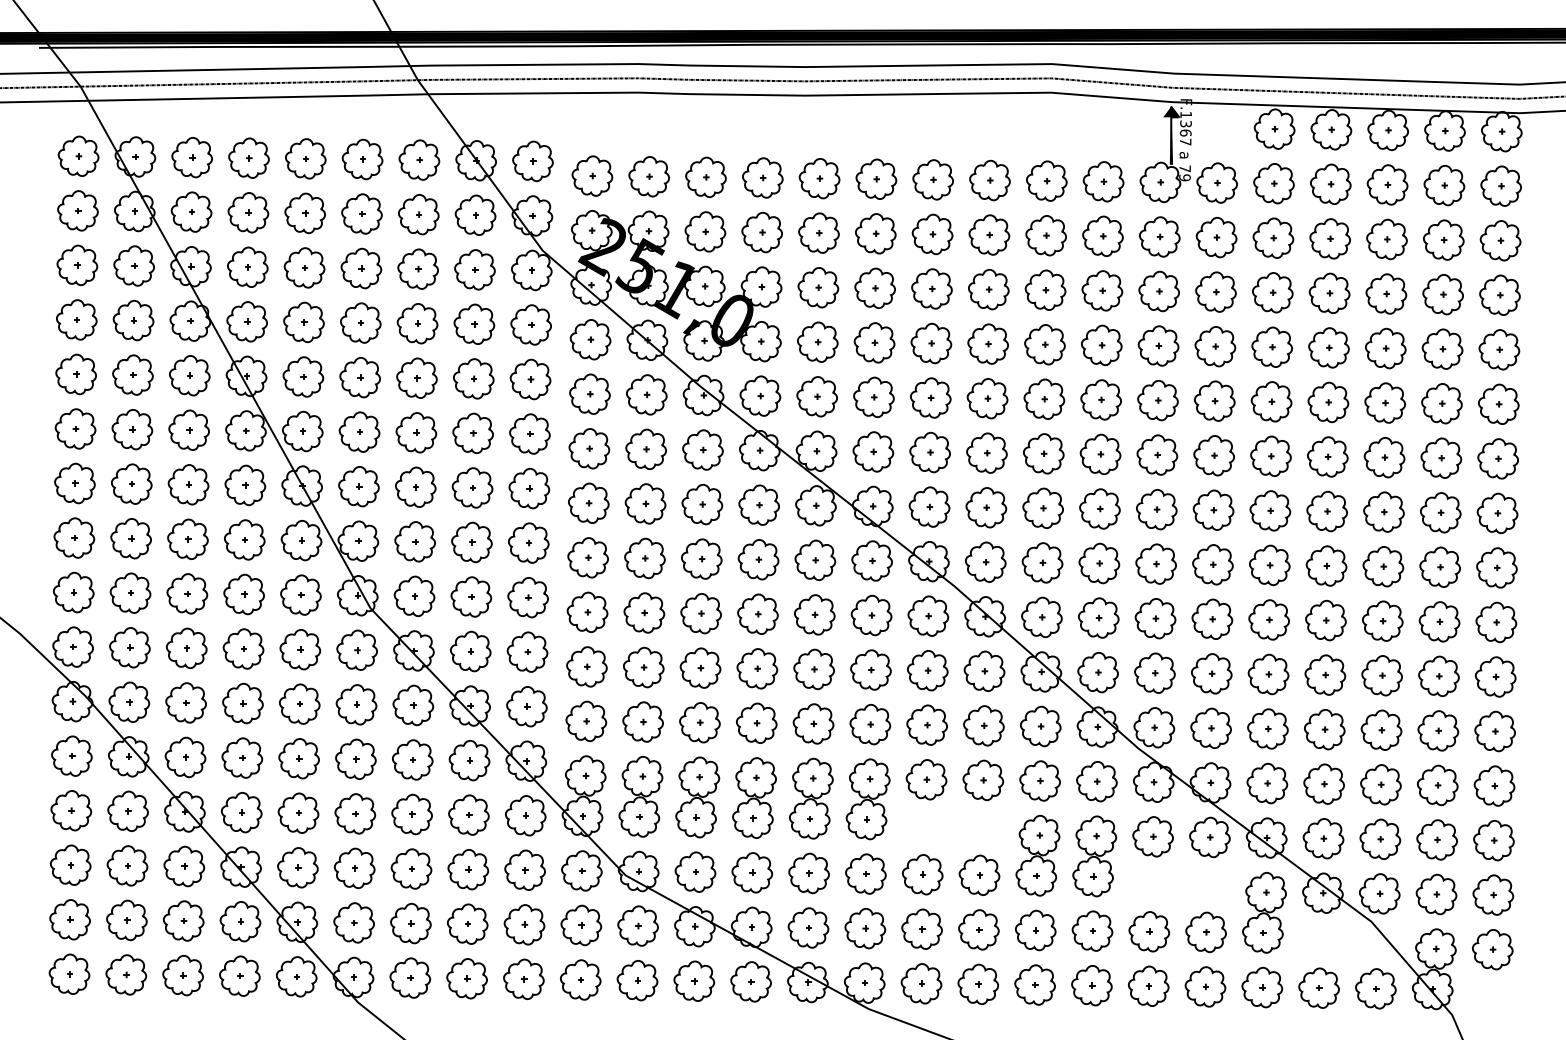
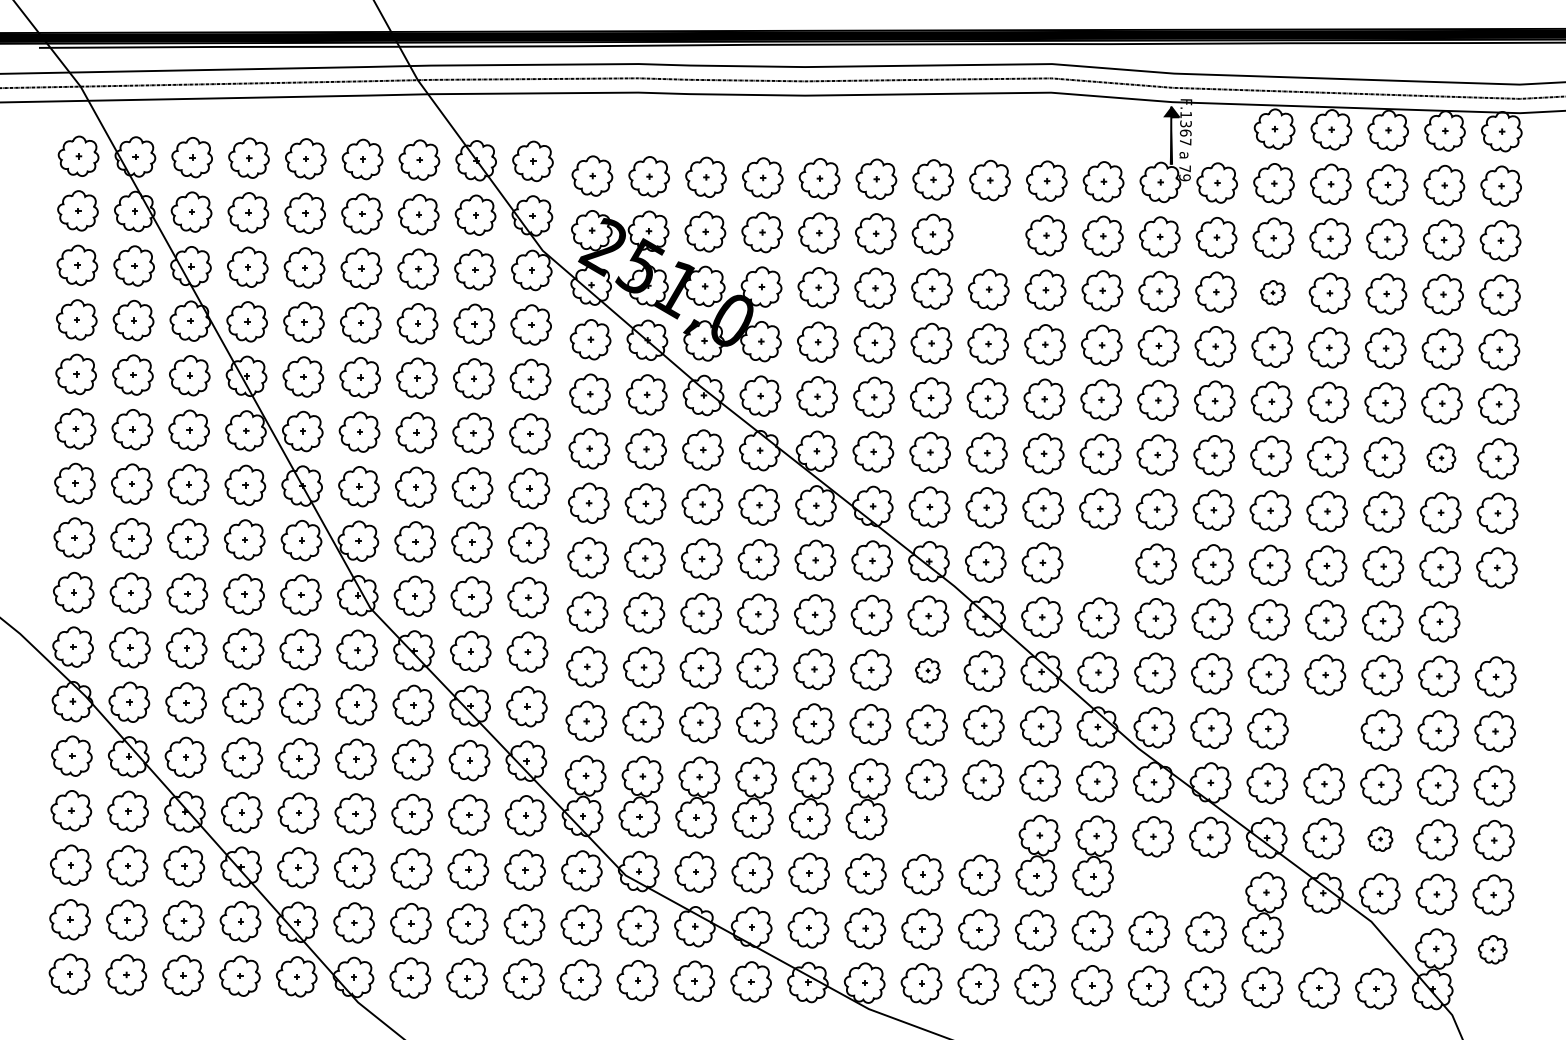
part: present -> none (989, 234)
part size: 42x42 px -> 26x26 px (1272, 292)
part size: 43x42 px -> 31x30 px (1441, 457)
part: present -> none (1099, 563)
part: present -> none (1496, 622)
part size: 42x42 px -> 26x26 px (927, 670)
part: present -> none (1324, 729)
part size: 43x42 px -> 27x26 px (1380, 838)
part size: 42x42 px -> 30x30 px (1492, 949)
